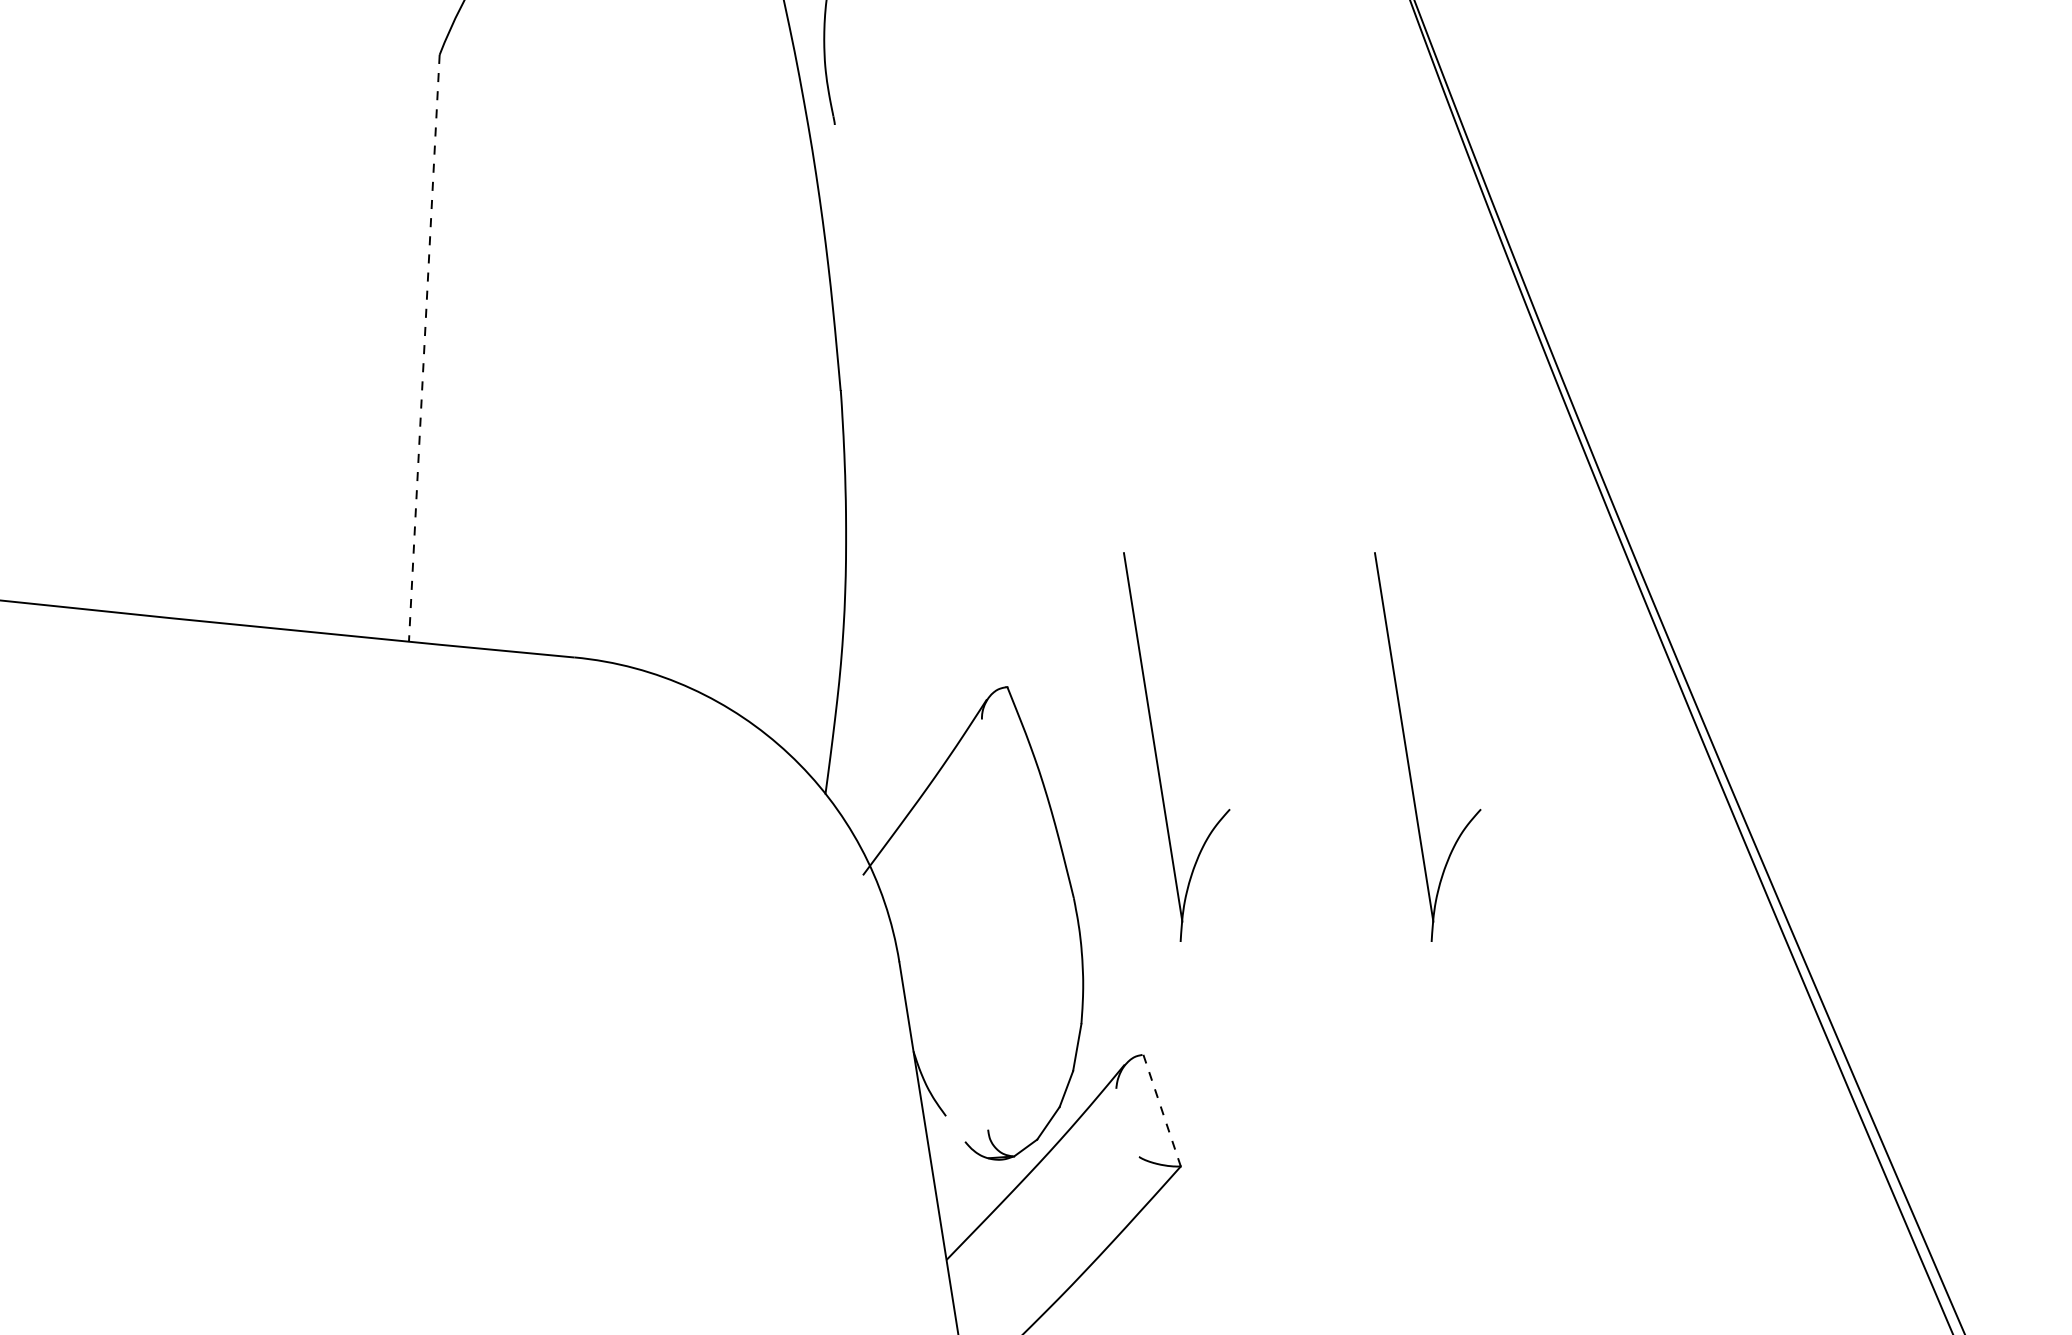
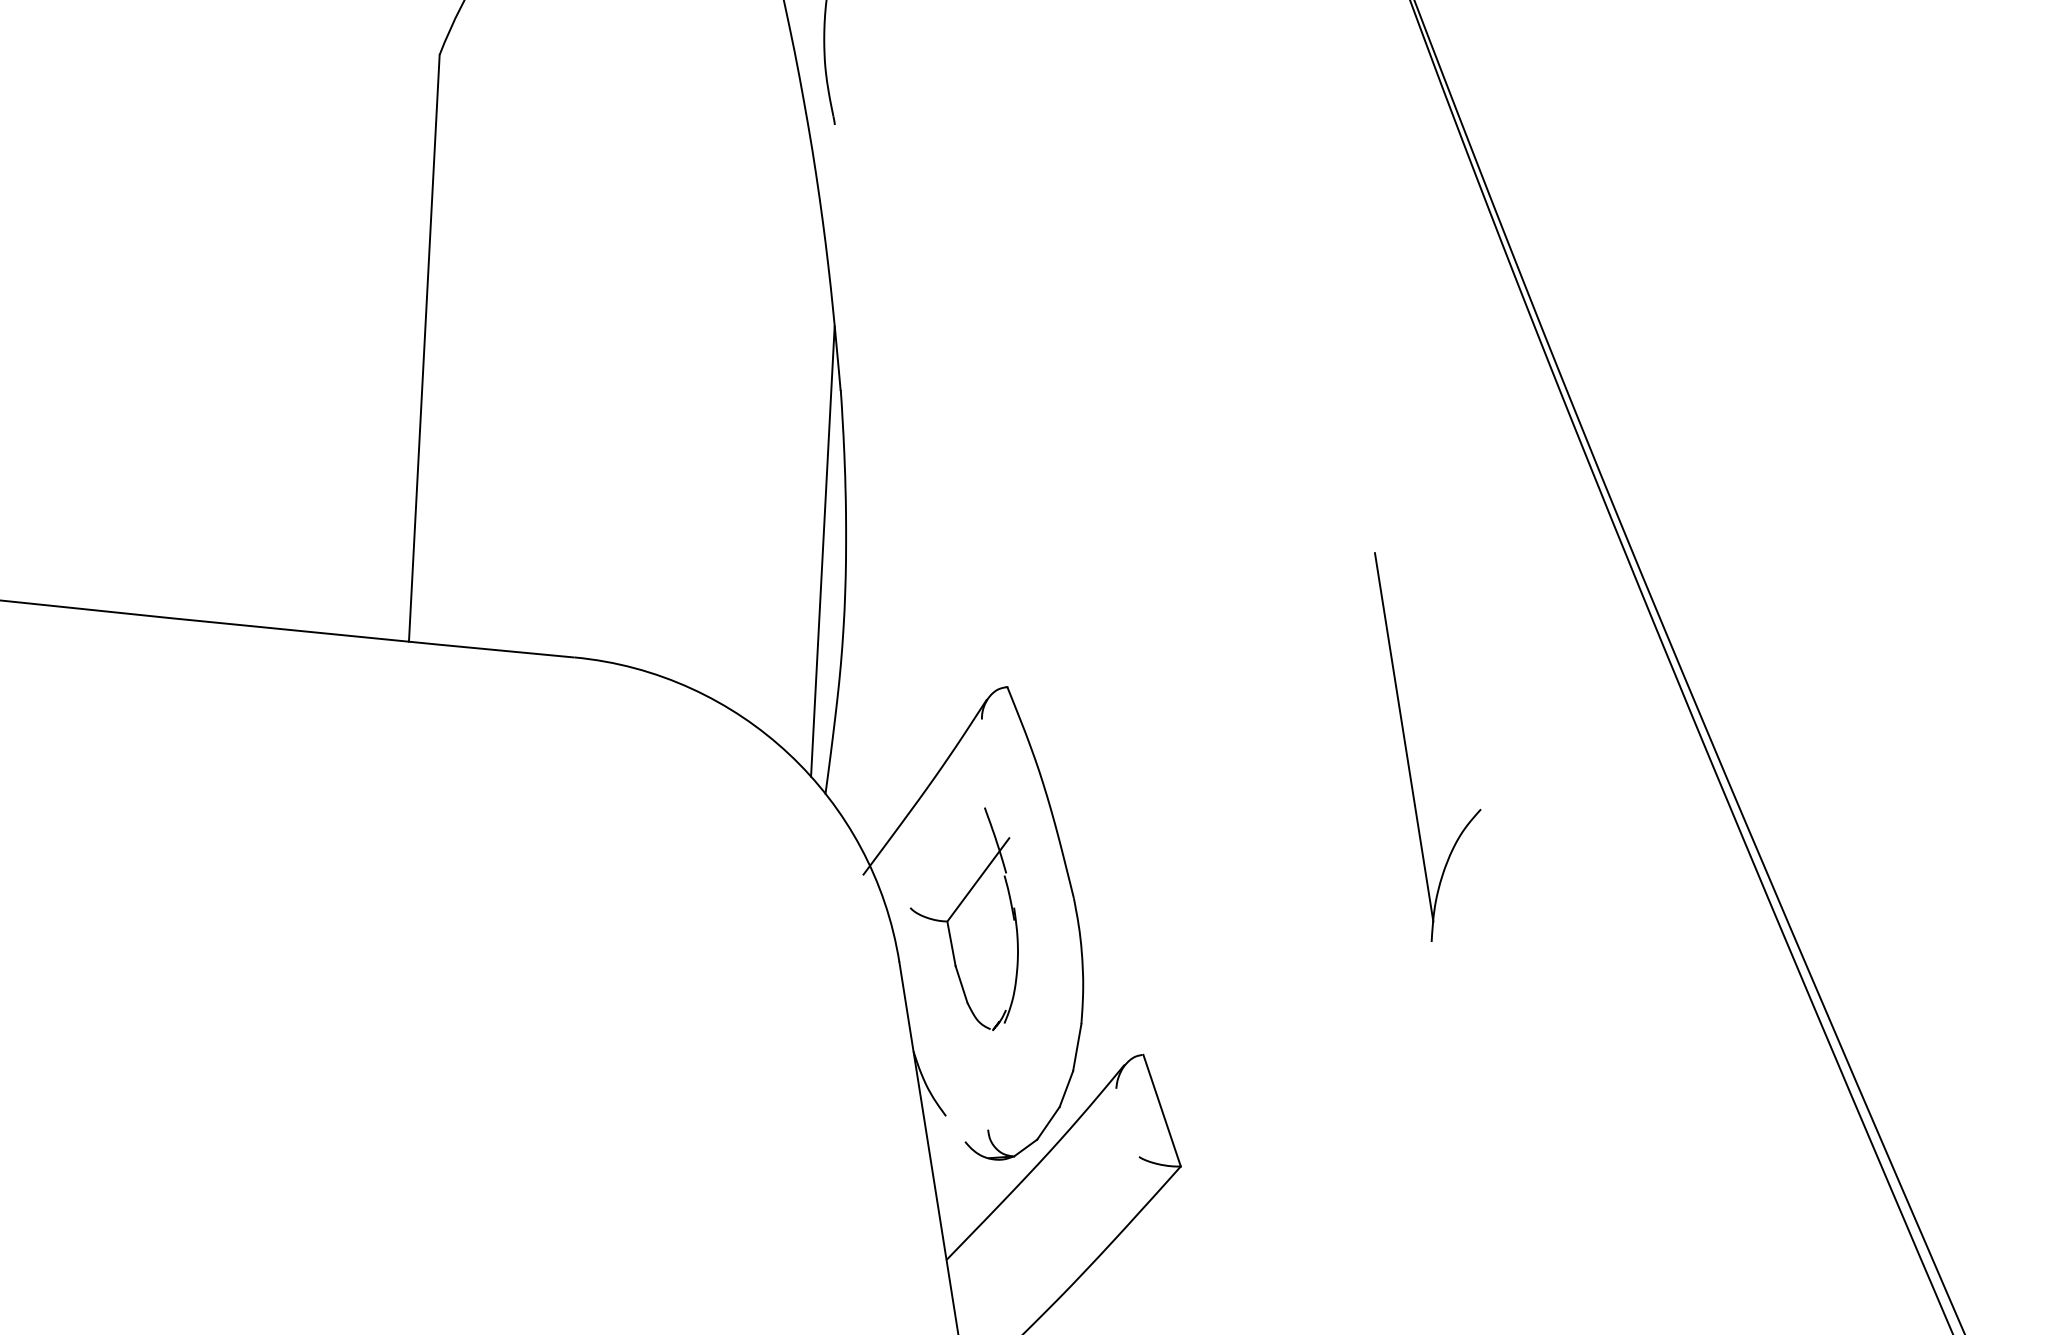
line: dashed -> solid (424, 348)
line: none -> present (822, 551)
part: present -> none (1156, 750)
part: none -> present (955, 912)
line: dashed -> solid (1162, 1110)
